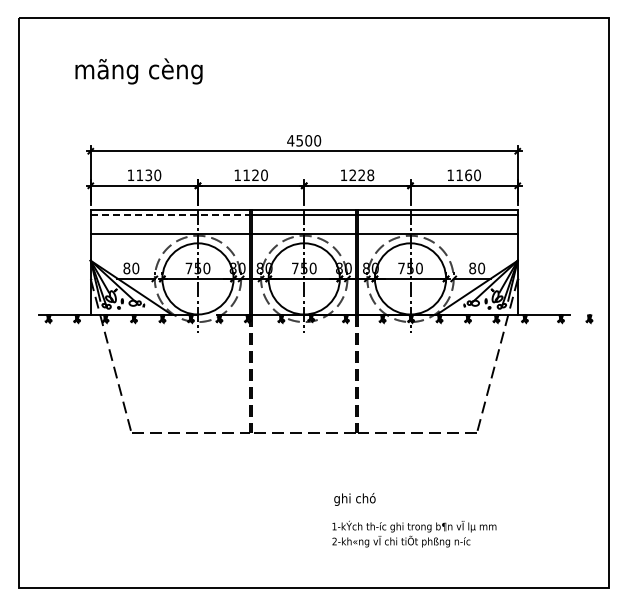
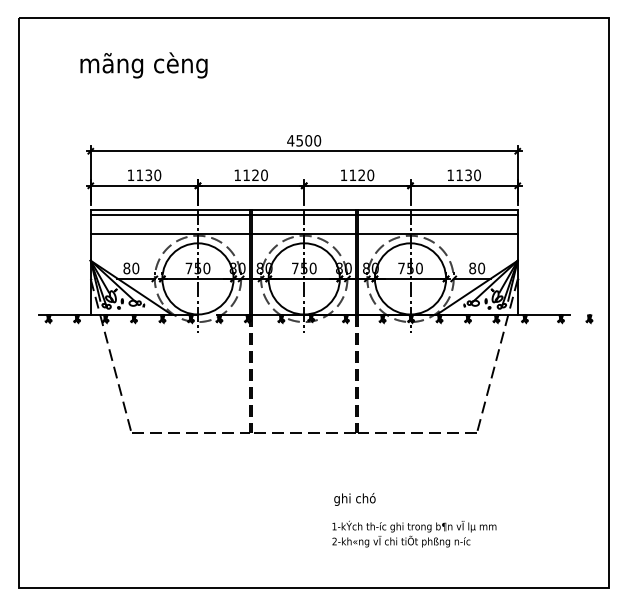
text position: (138, 71) -> (143, 65) (143, 65)
text: 1228 -> 1120 (361, 174)
text: 1160 -> 1130 (468, 175)
line: dashed -> solid (170, 214)
